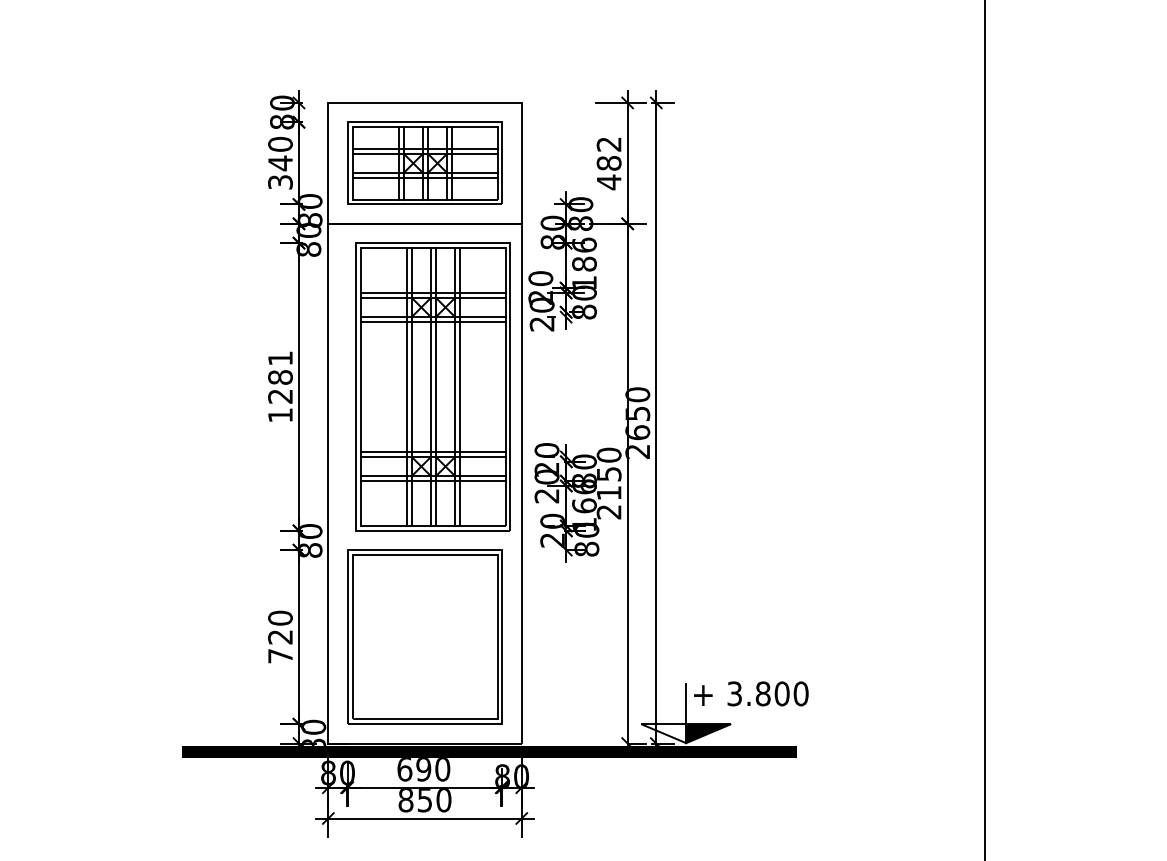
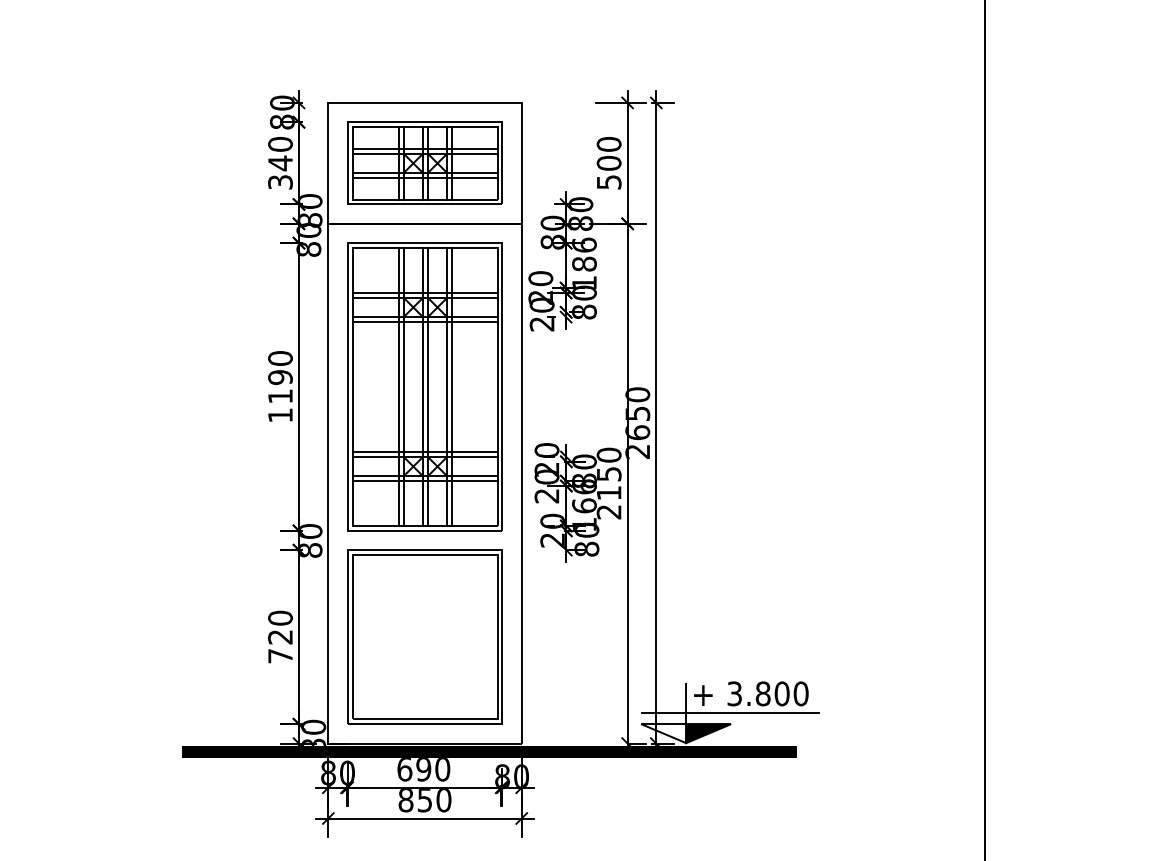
text: 482 -> 500 (608, 163)
text: 1281 -> 1190 (280, 377)
part position: (432, 386) -> (424, 386) (424, 386)
line: none -> present (730, 712)
